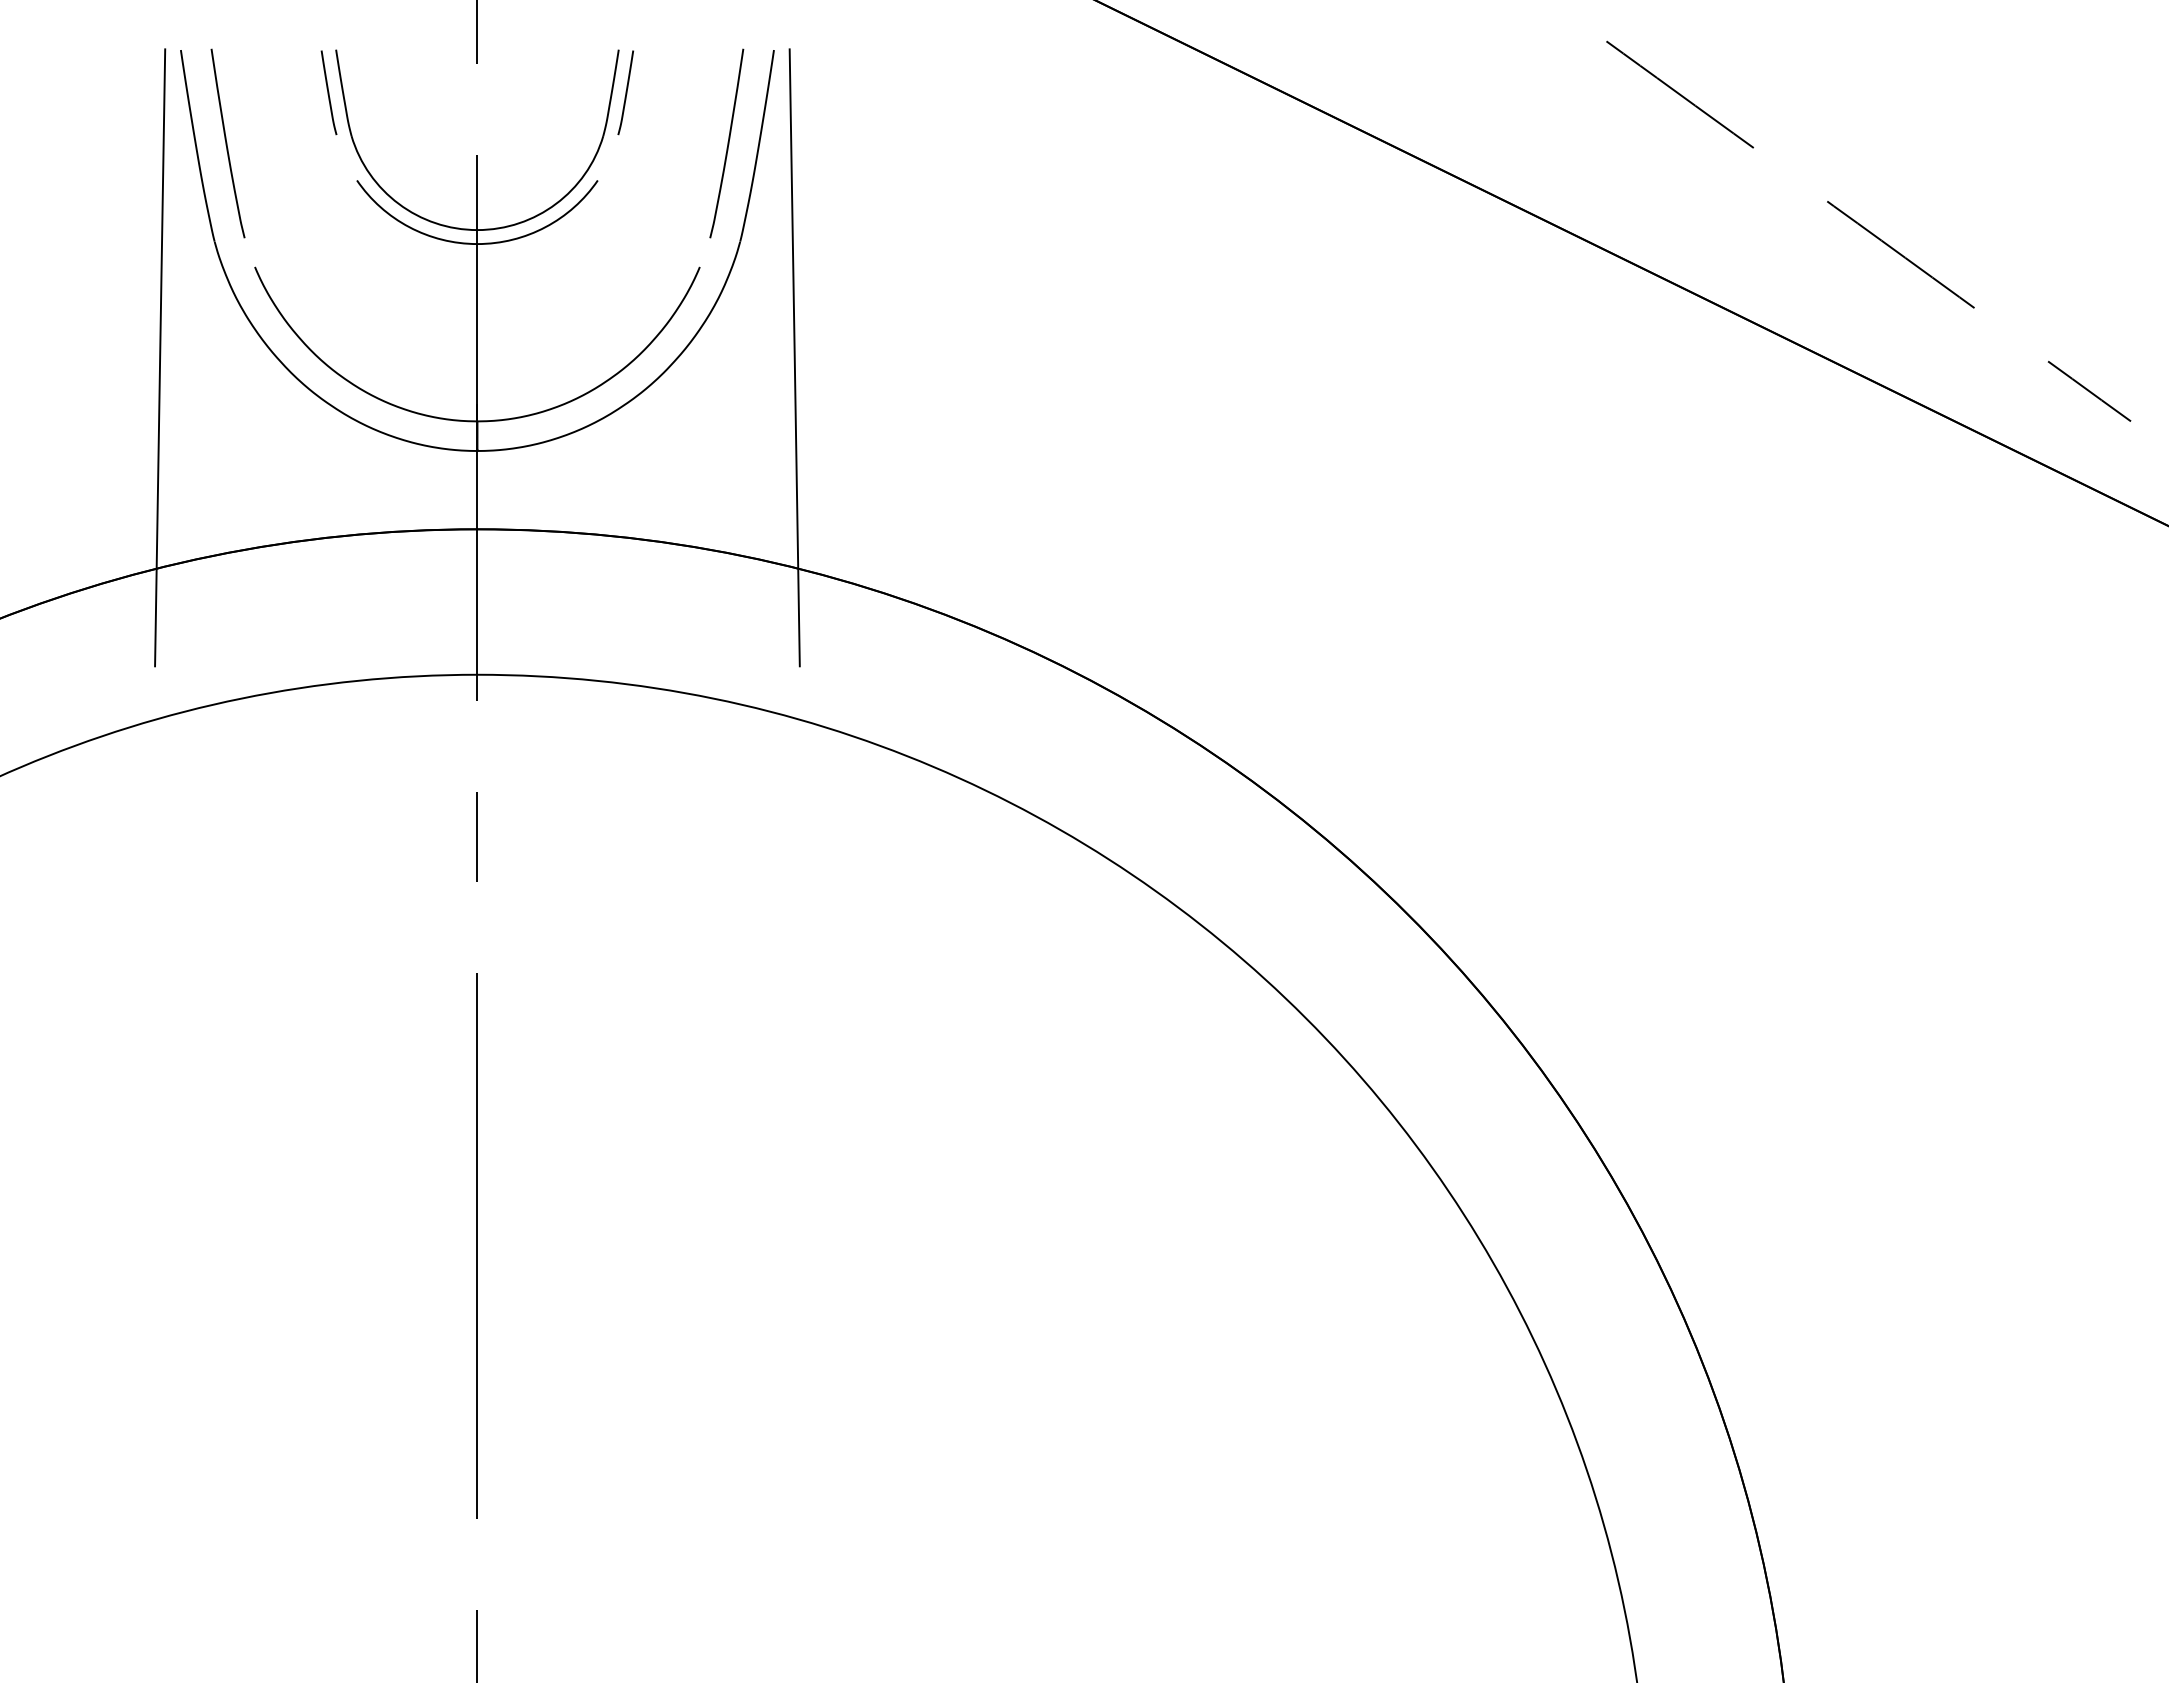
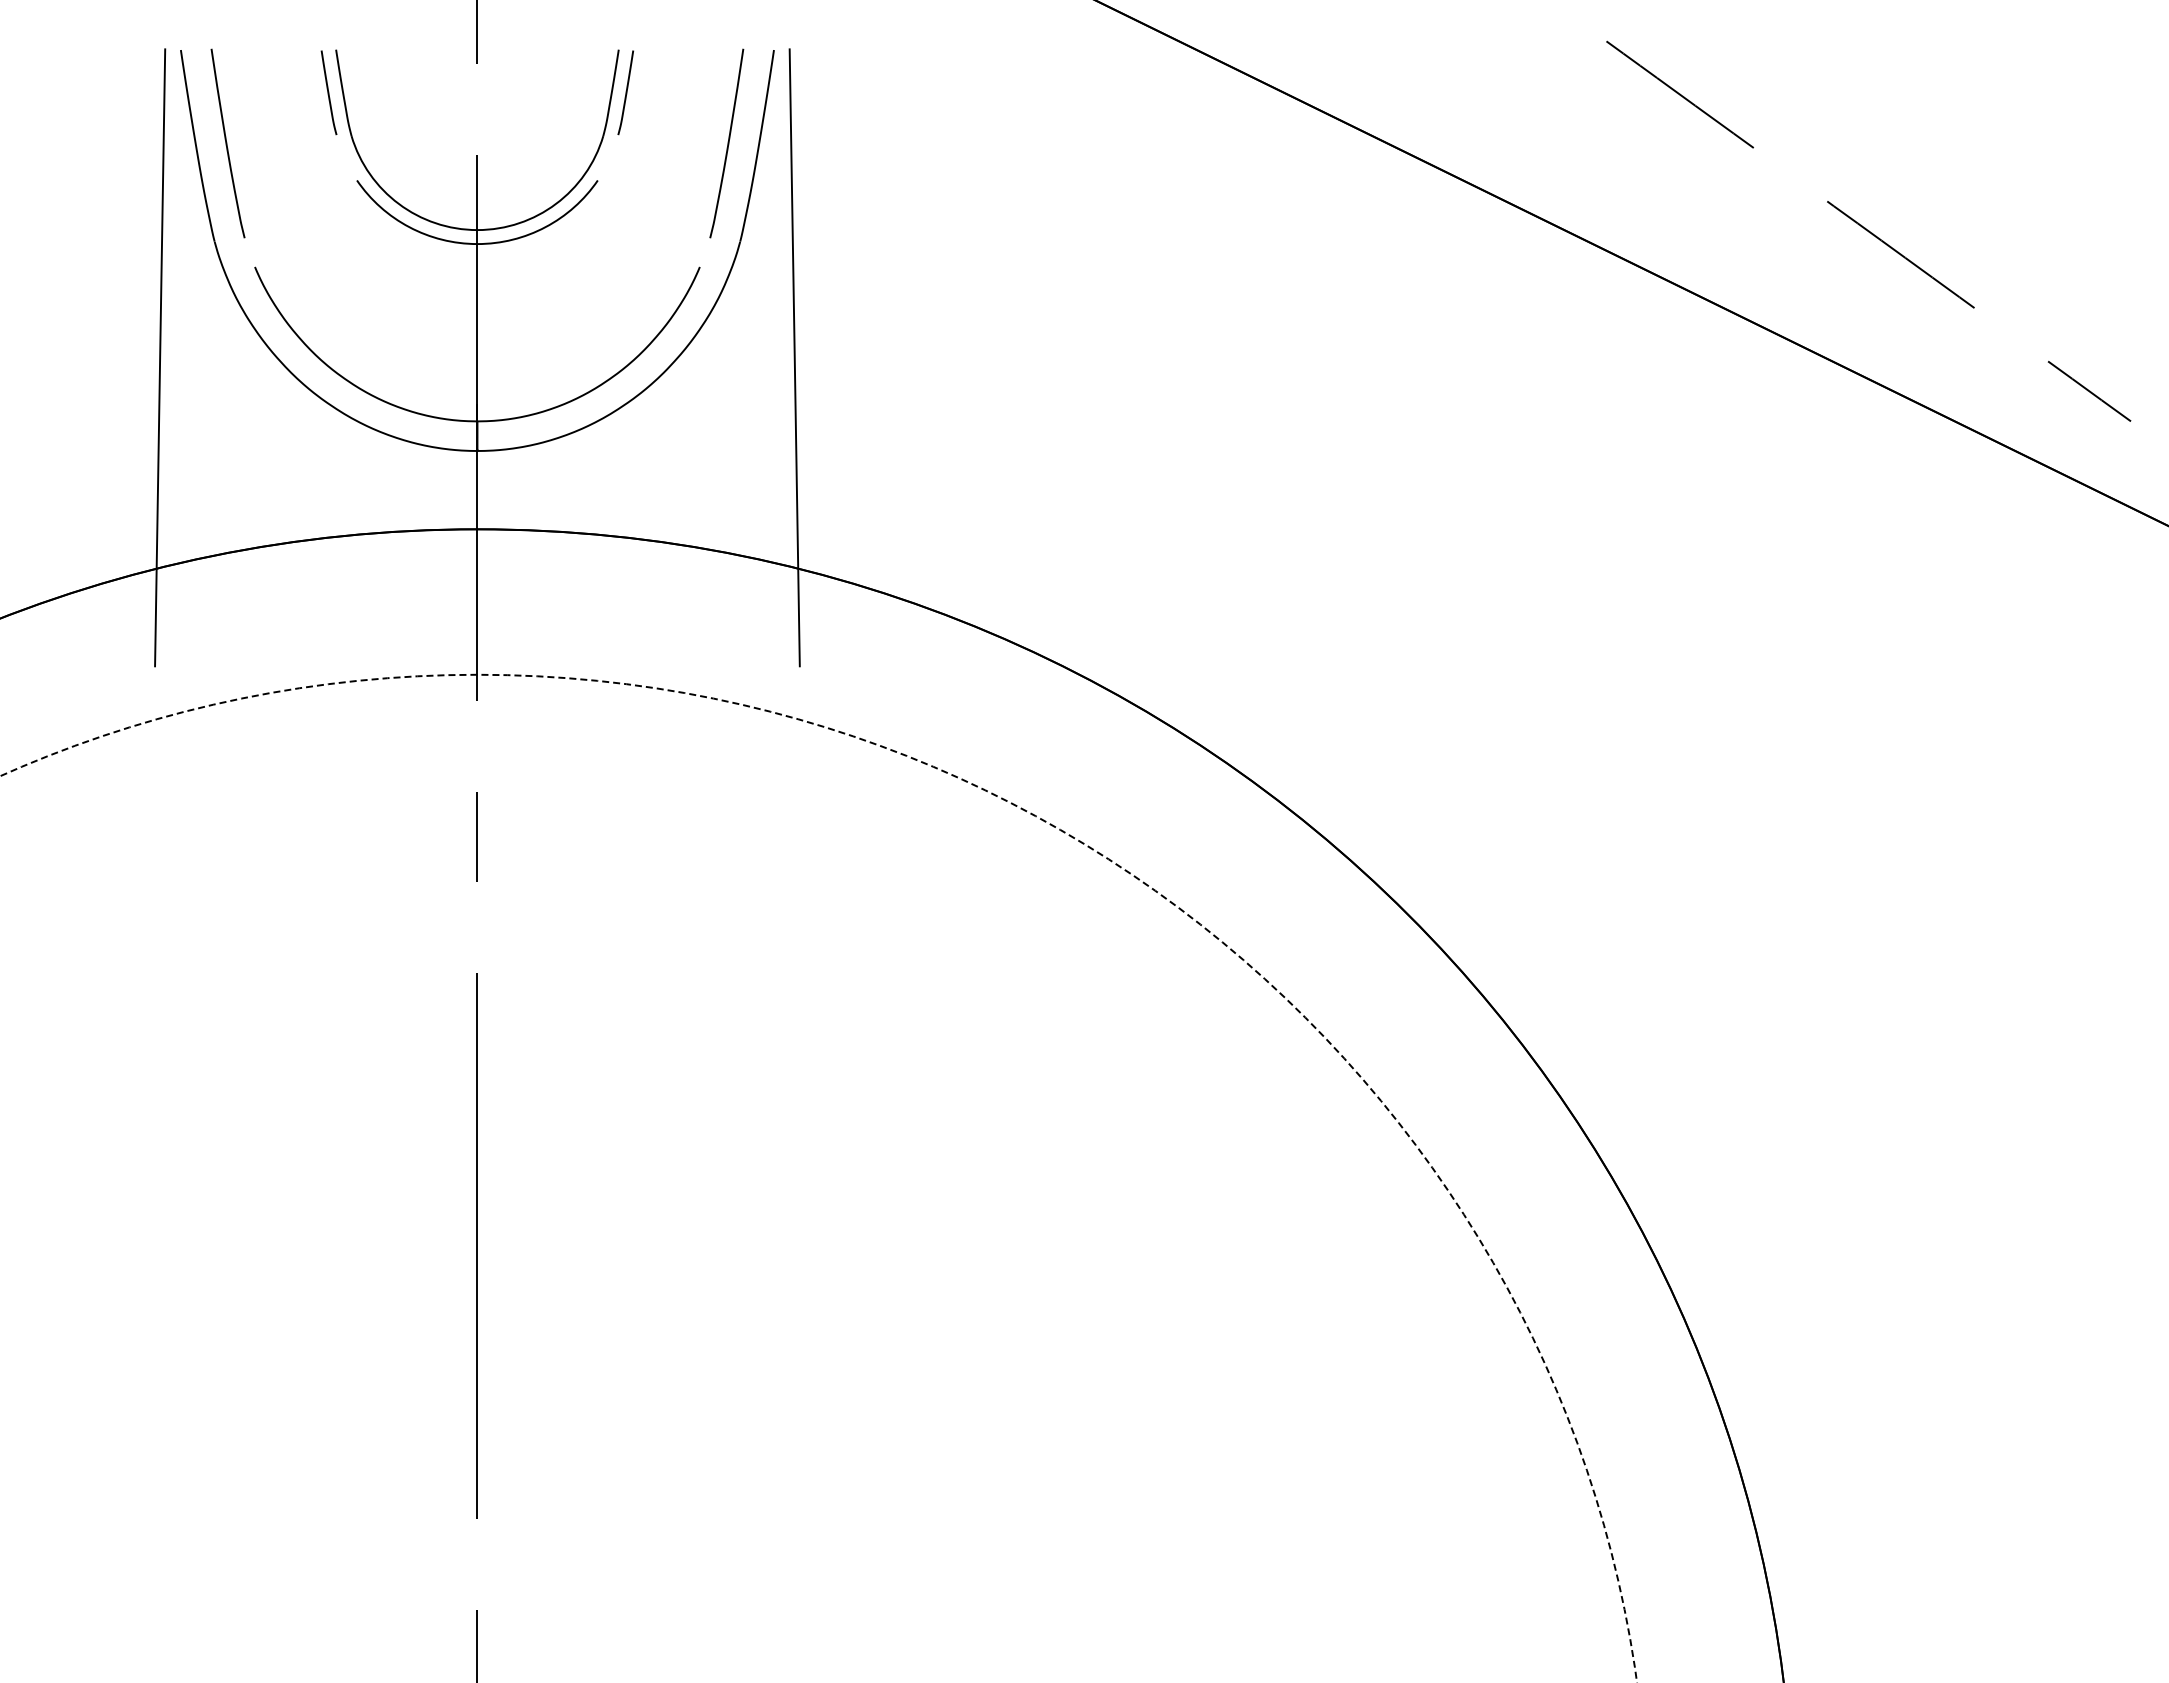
circle: solid -> dashed (818, 1178)
